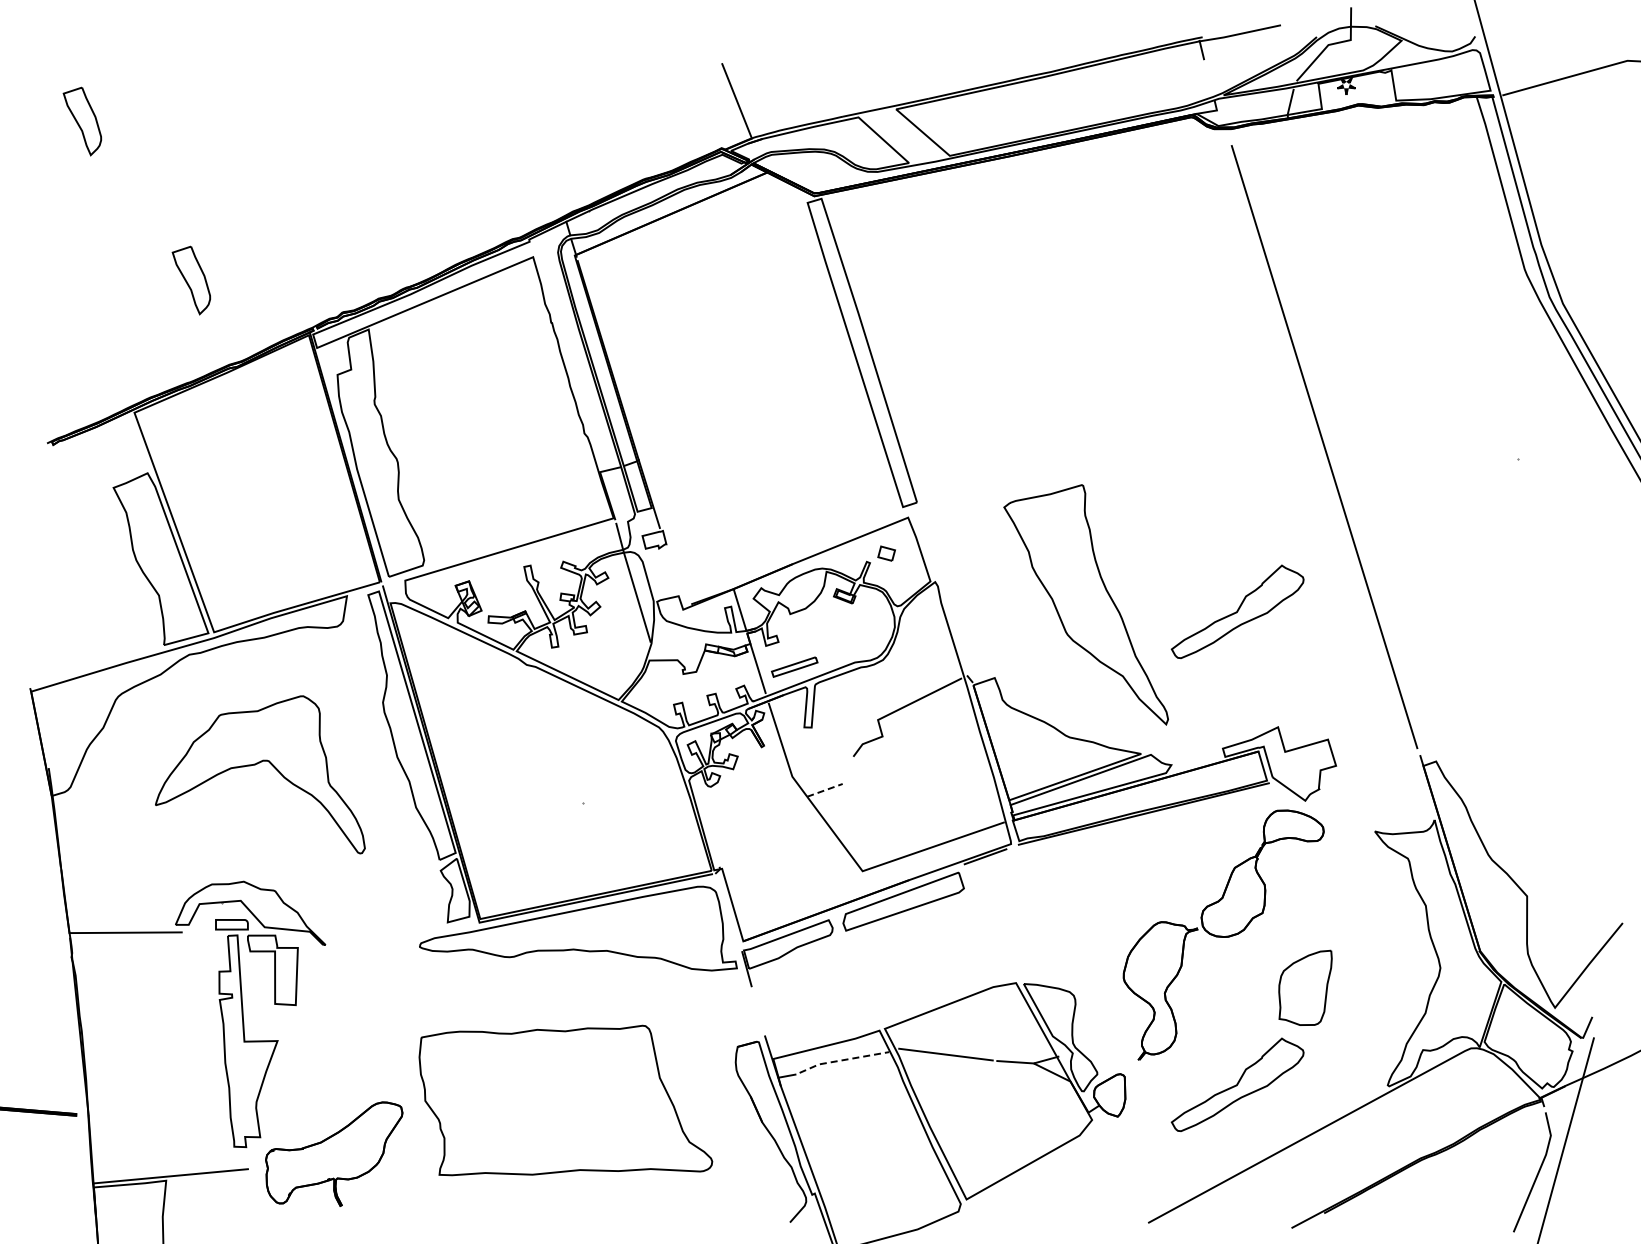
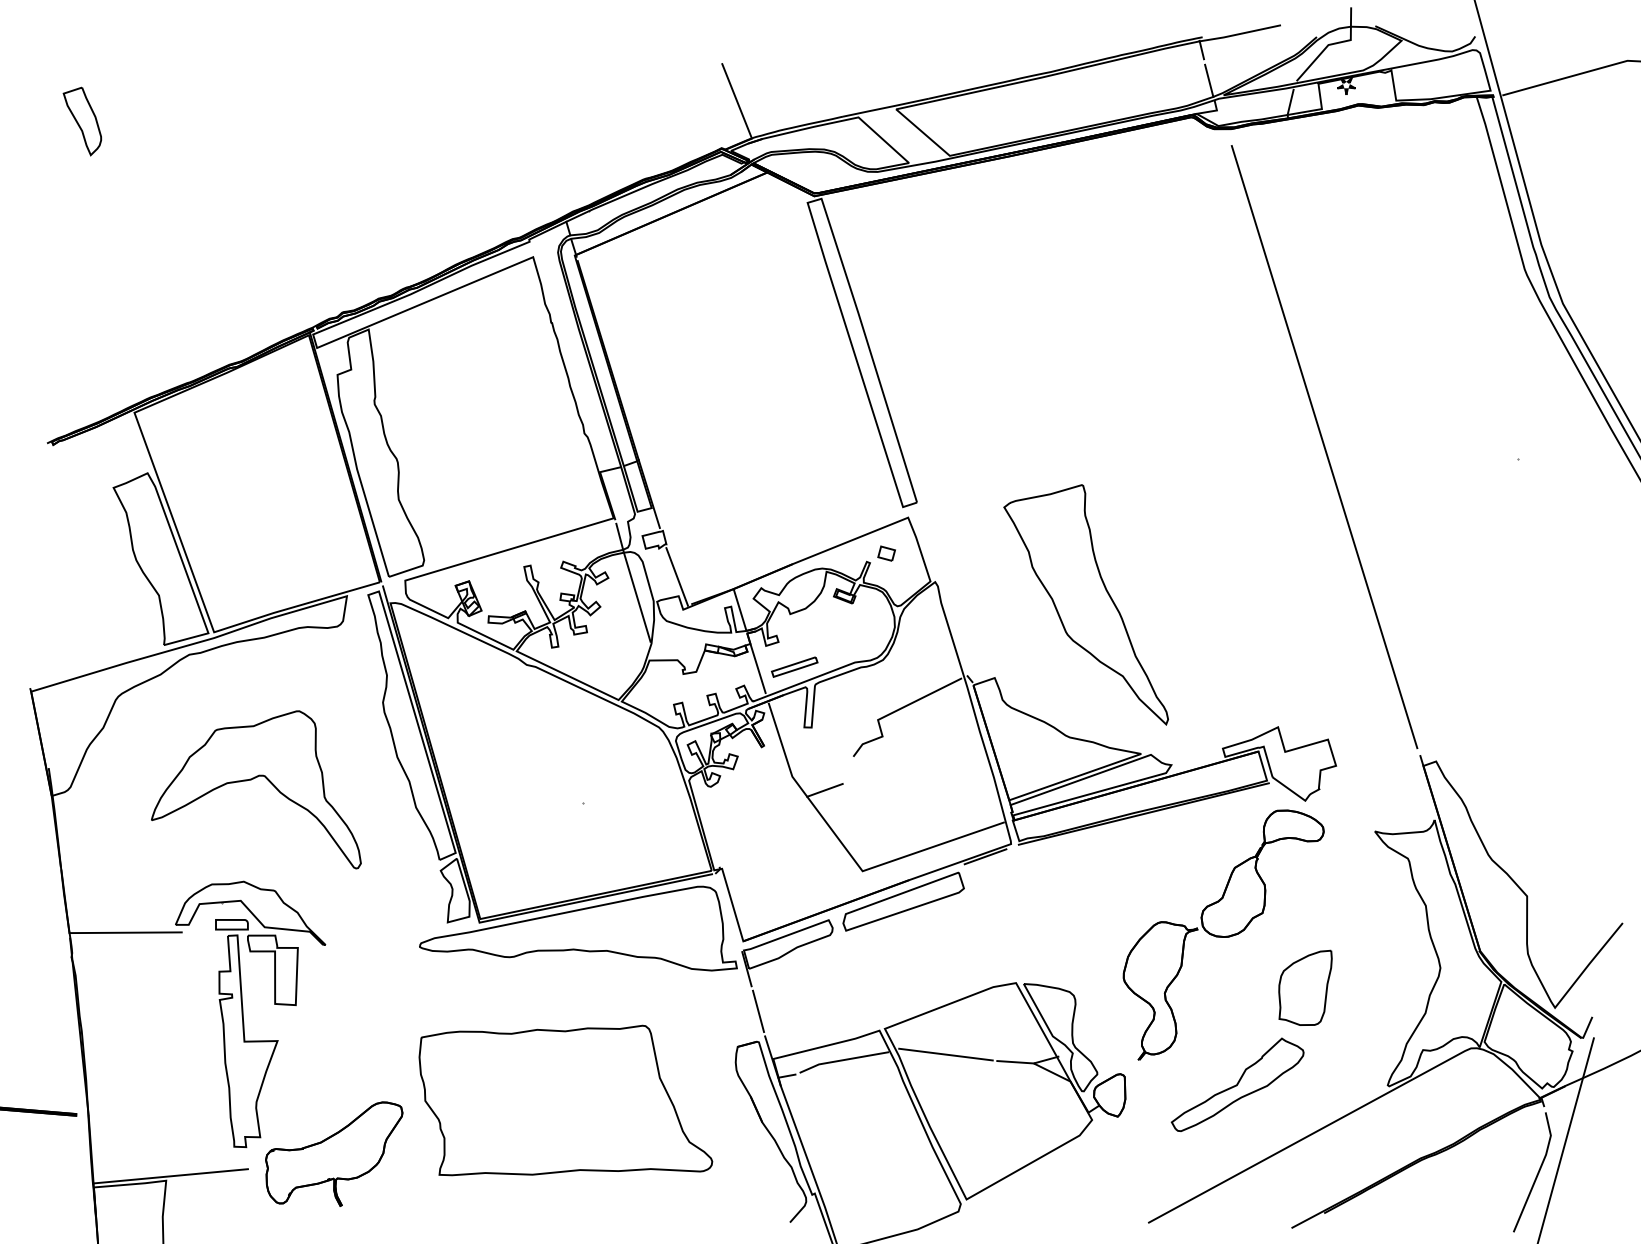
line: none -> present (1209, 80)
part: present -> none (191, 280)
line: none -> present (677, 576)
part: present -> none (1237, 611)
part position: (255, 765) -> (251, 780) (251, 780)
line: dashed -> solid (824, 790)
line: none -> present (758, 1011)
line: dashed -> solid (843, 1060)
